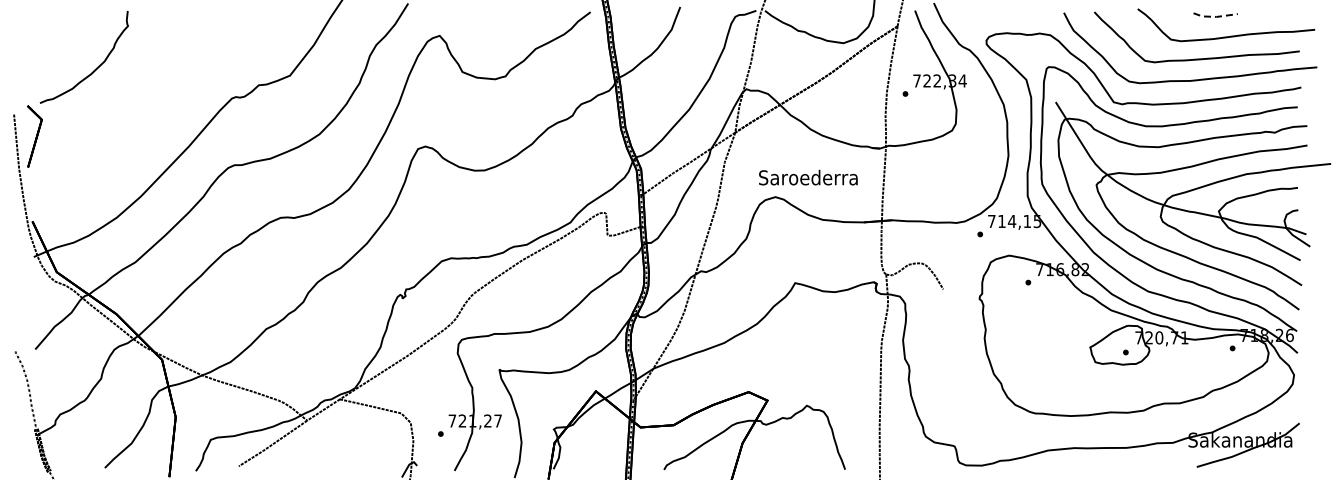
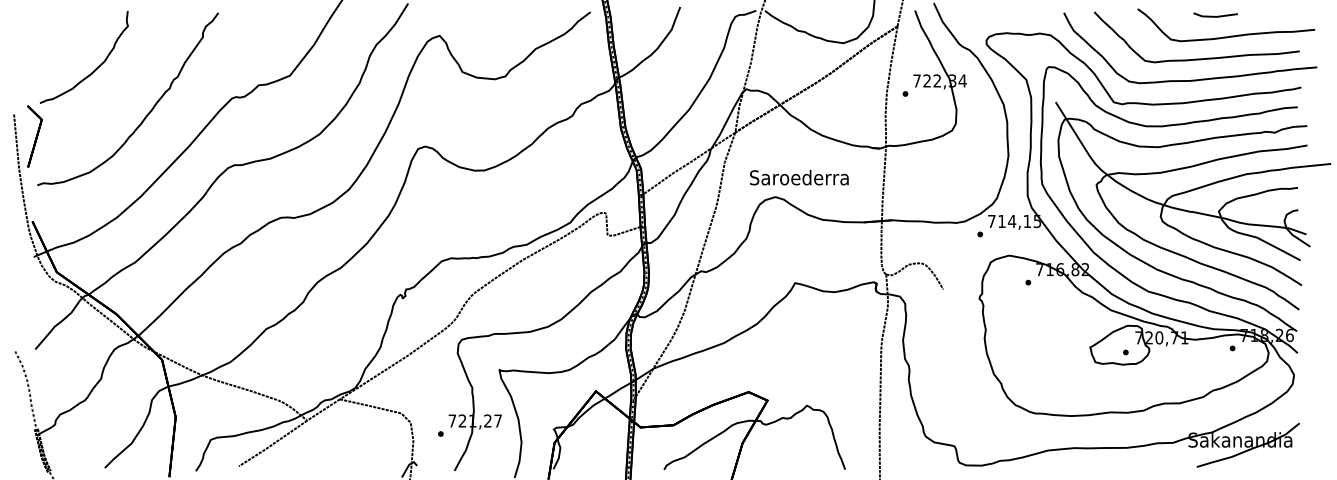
line: dashed -> solid (1215, 16)
curve: none -> present (146, 114)
text position: (808, 177) -> (799, 177) (799, 177)
